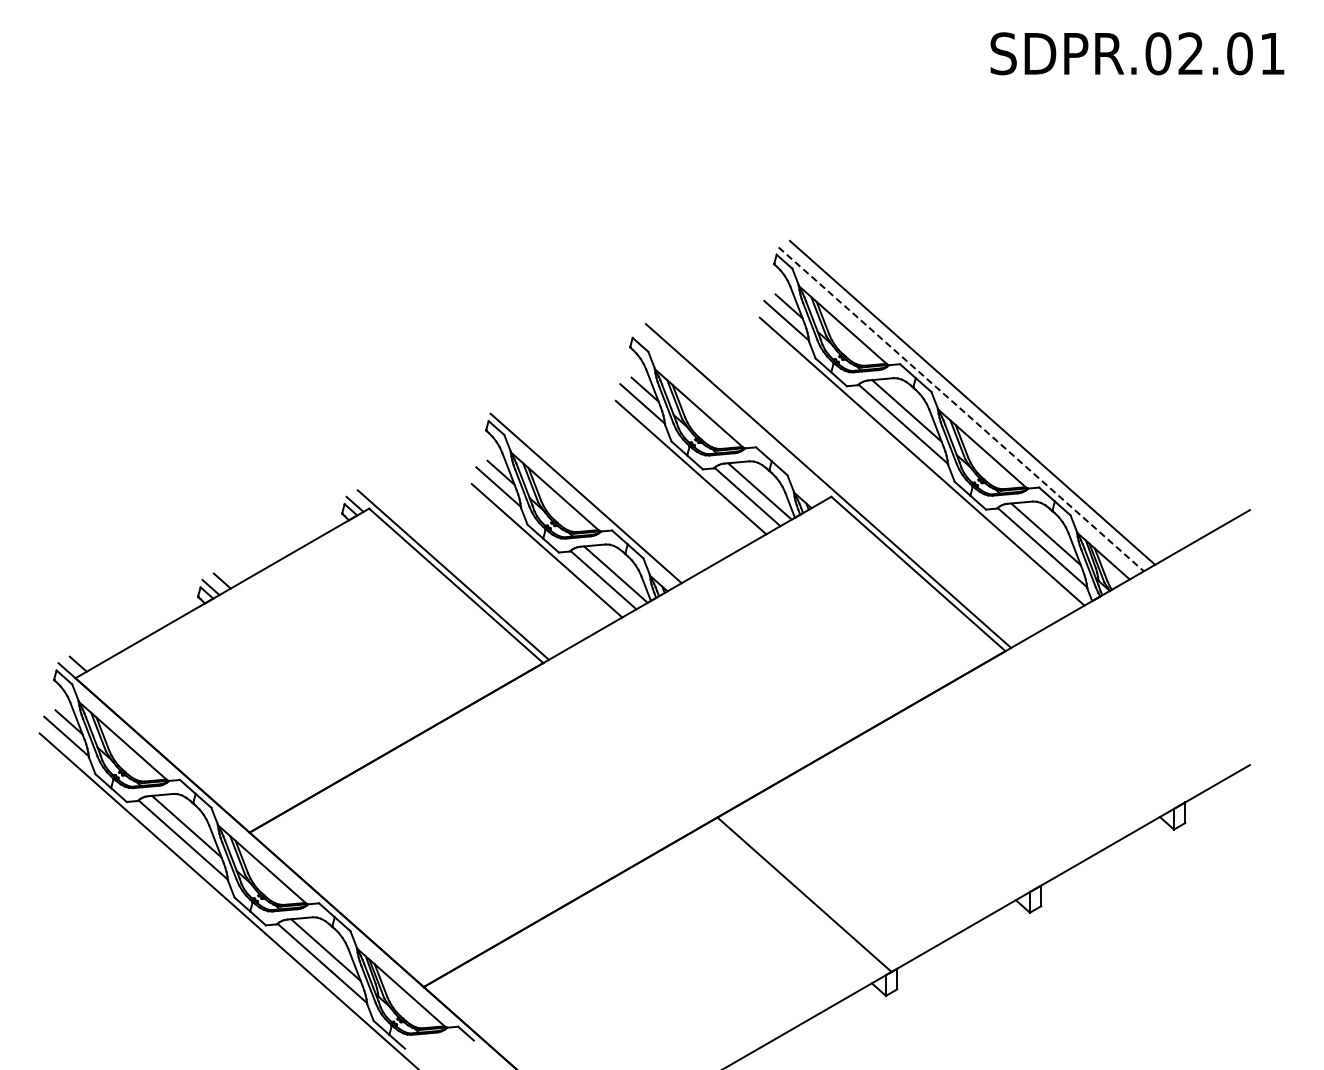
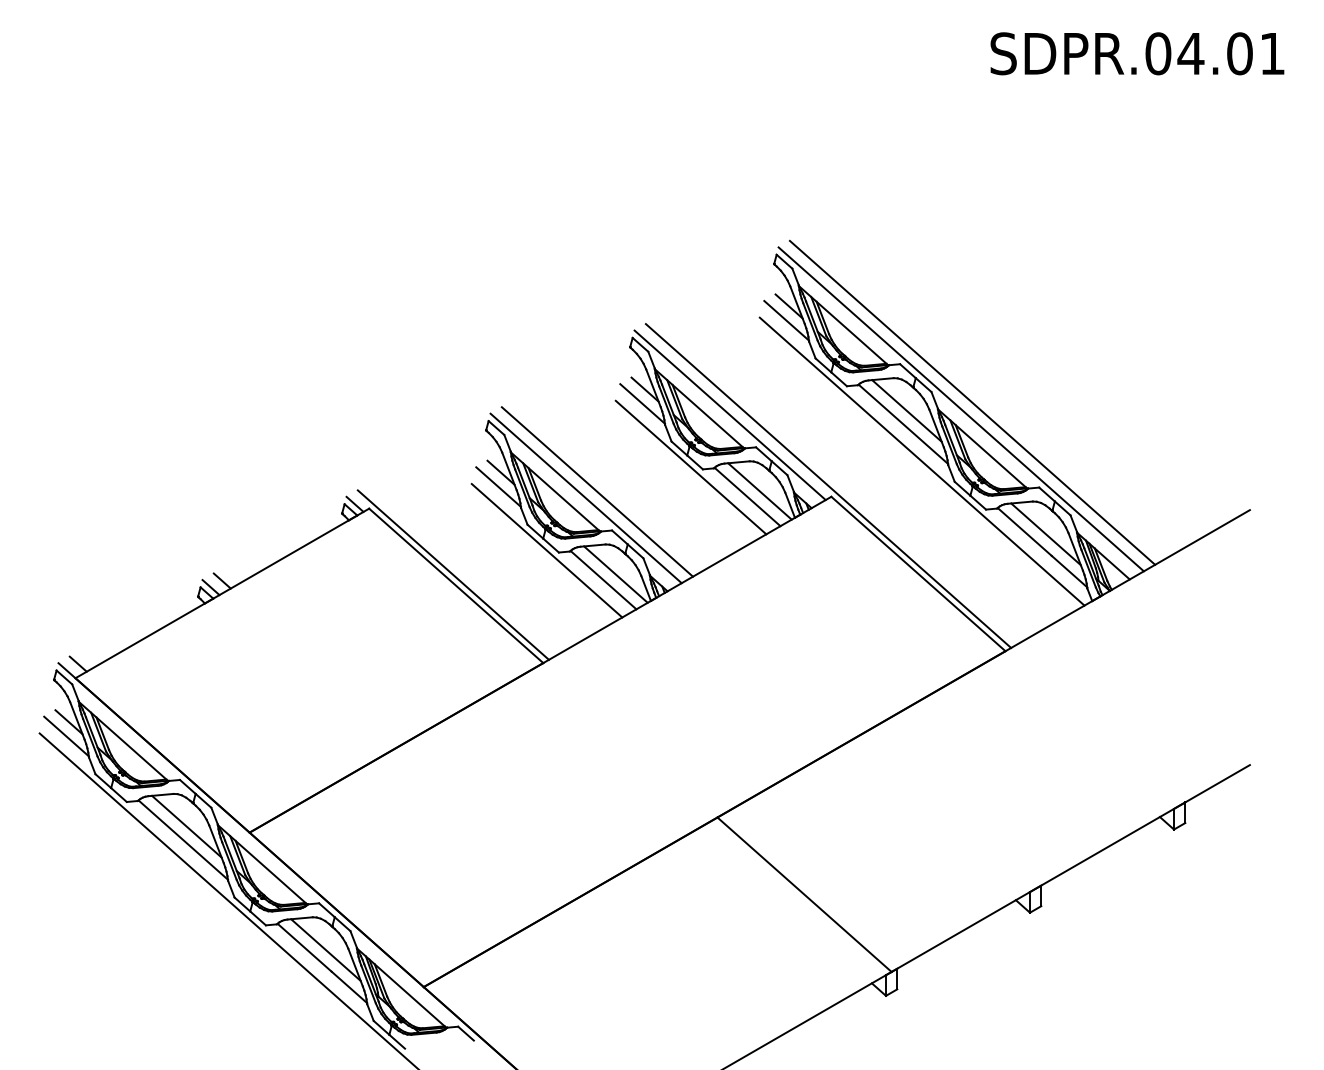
text: SDPR.02.01 -> SDPR.04.01 (1190, 53)
line: dashed -> solid (961, 409)
line: none -> present (729, 415)
line: none -> present (597, 491)
